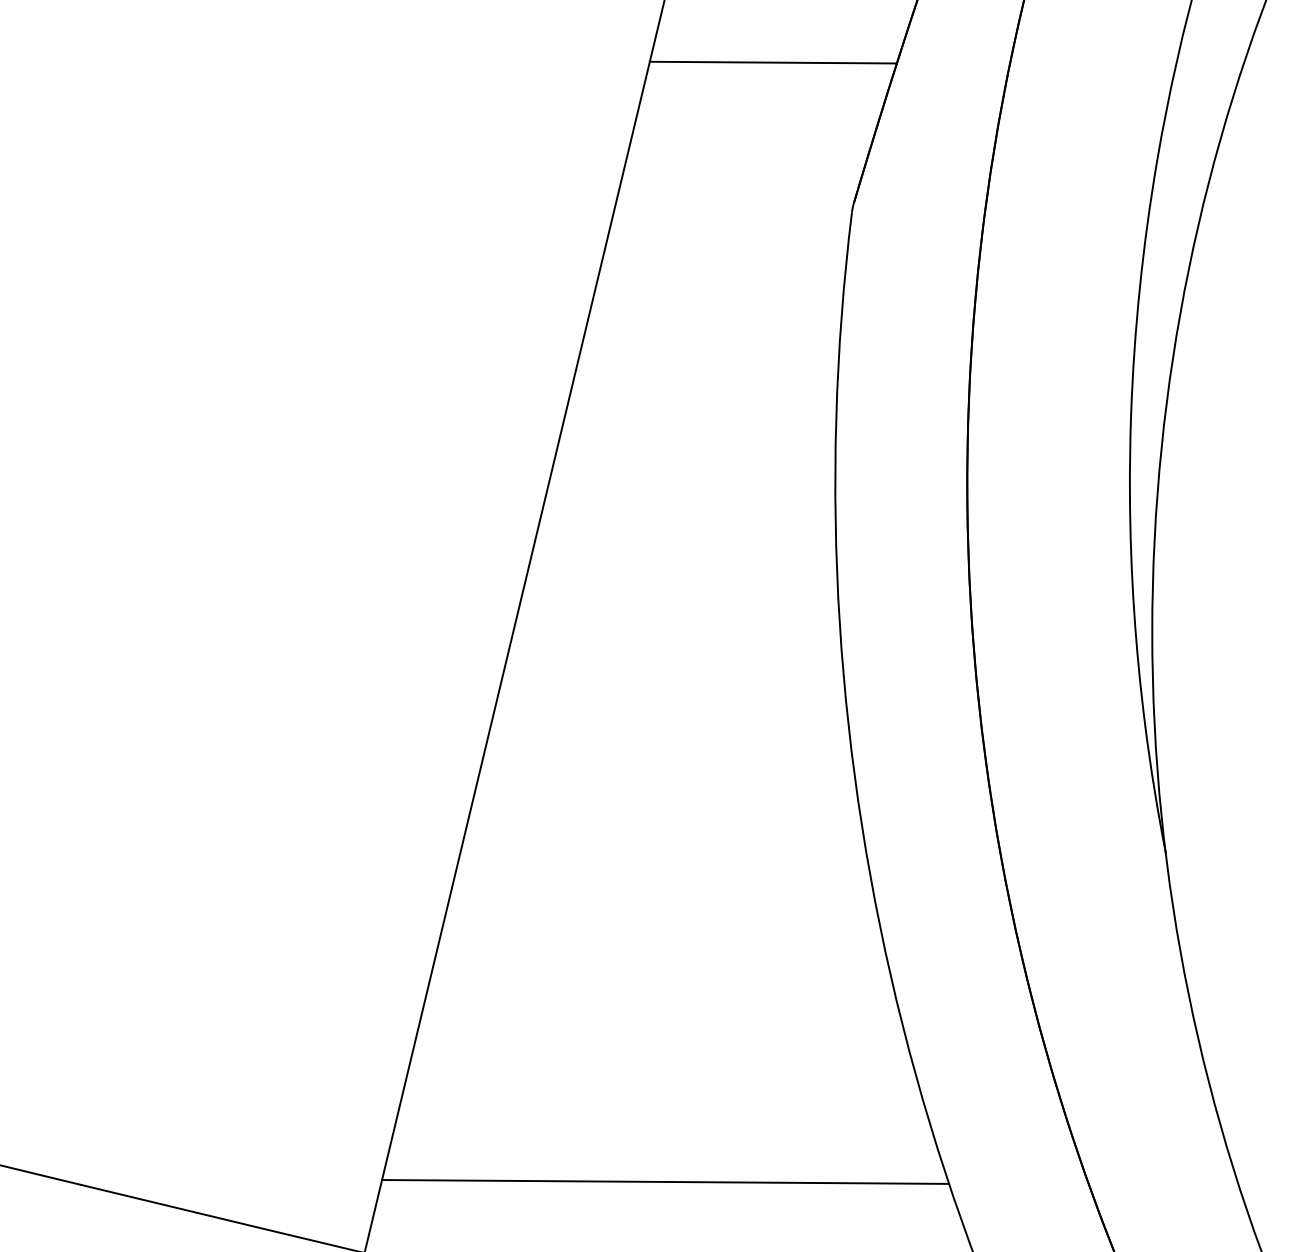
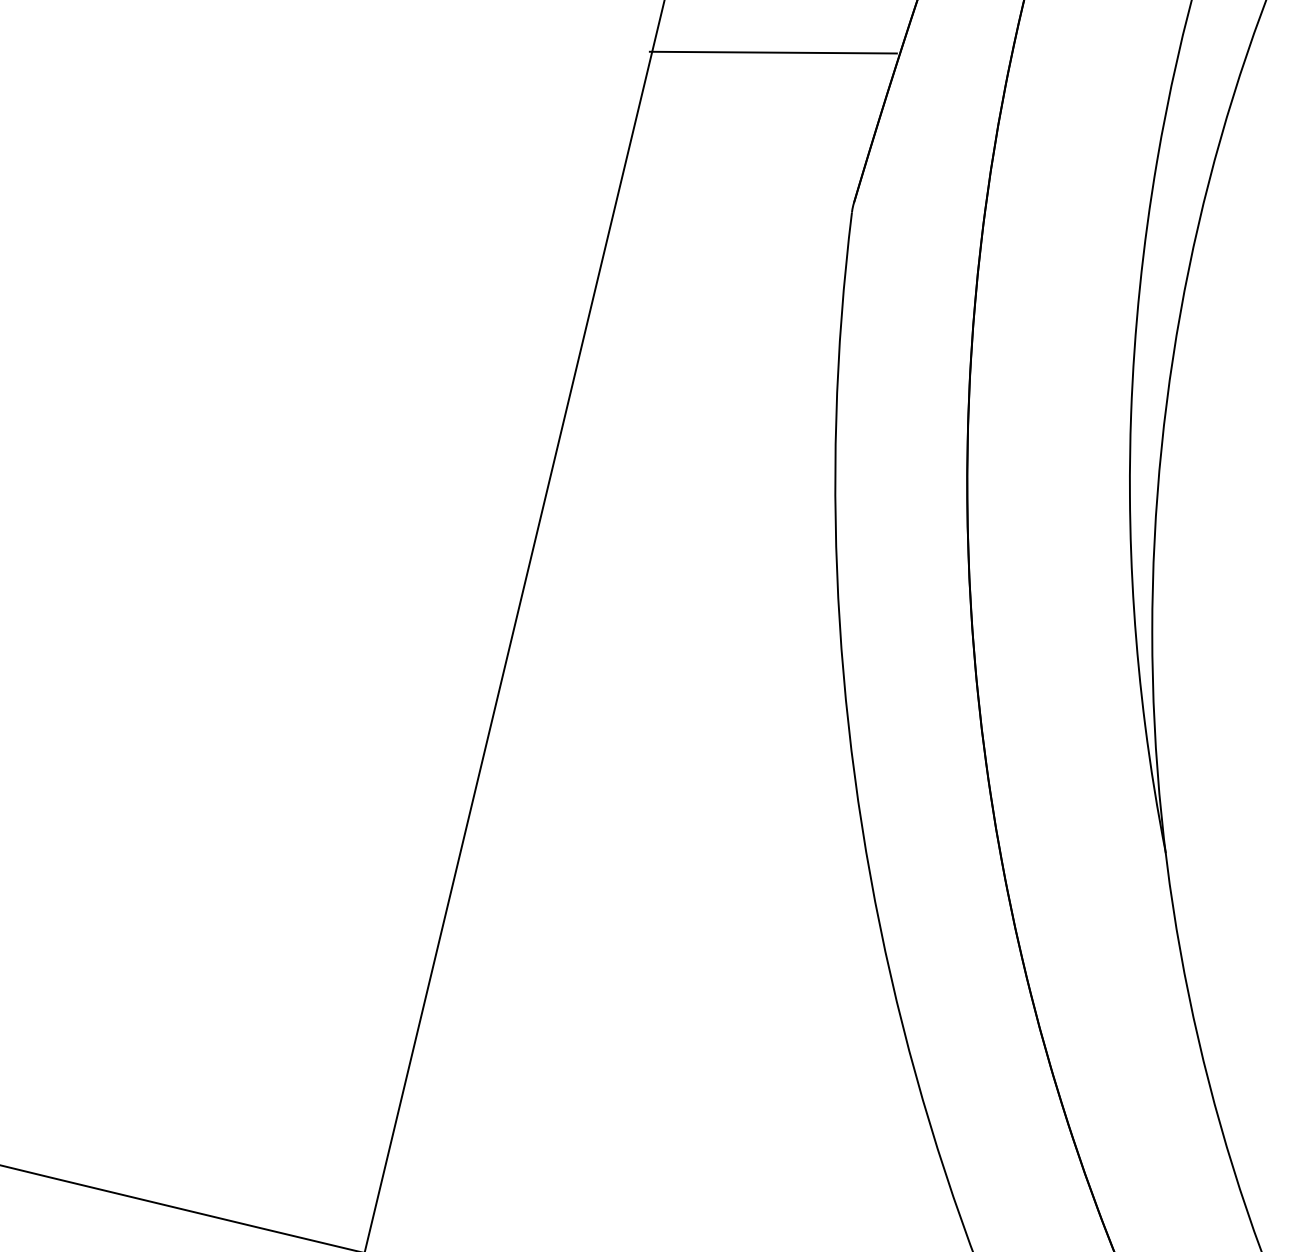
line position: (772, 62) -> (772, 52) (772, 52)
line: present -> none (665, 1181)
